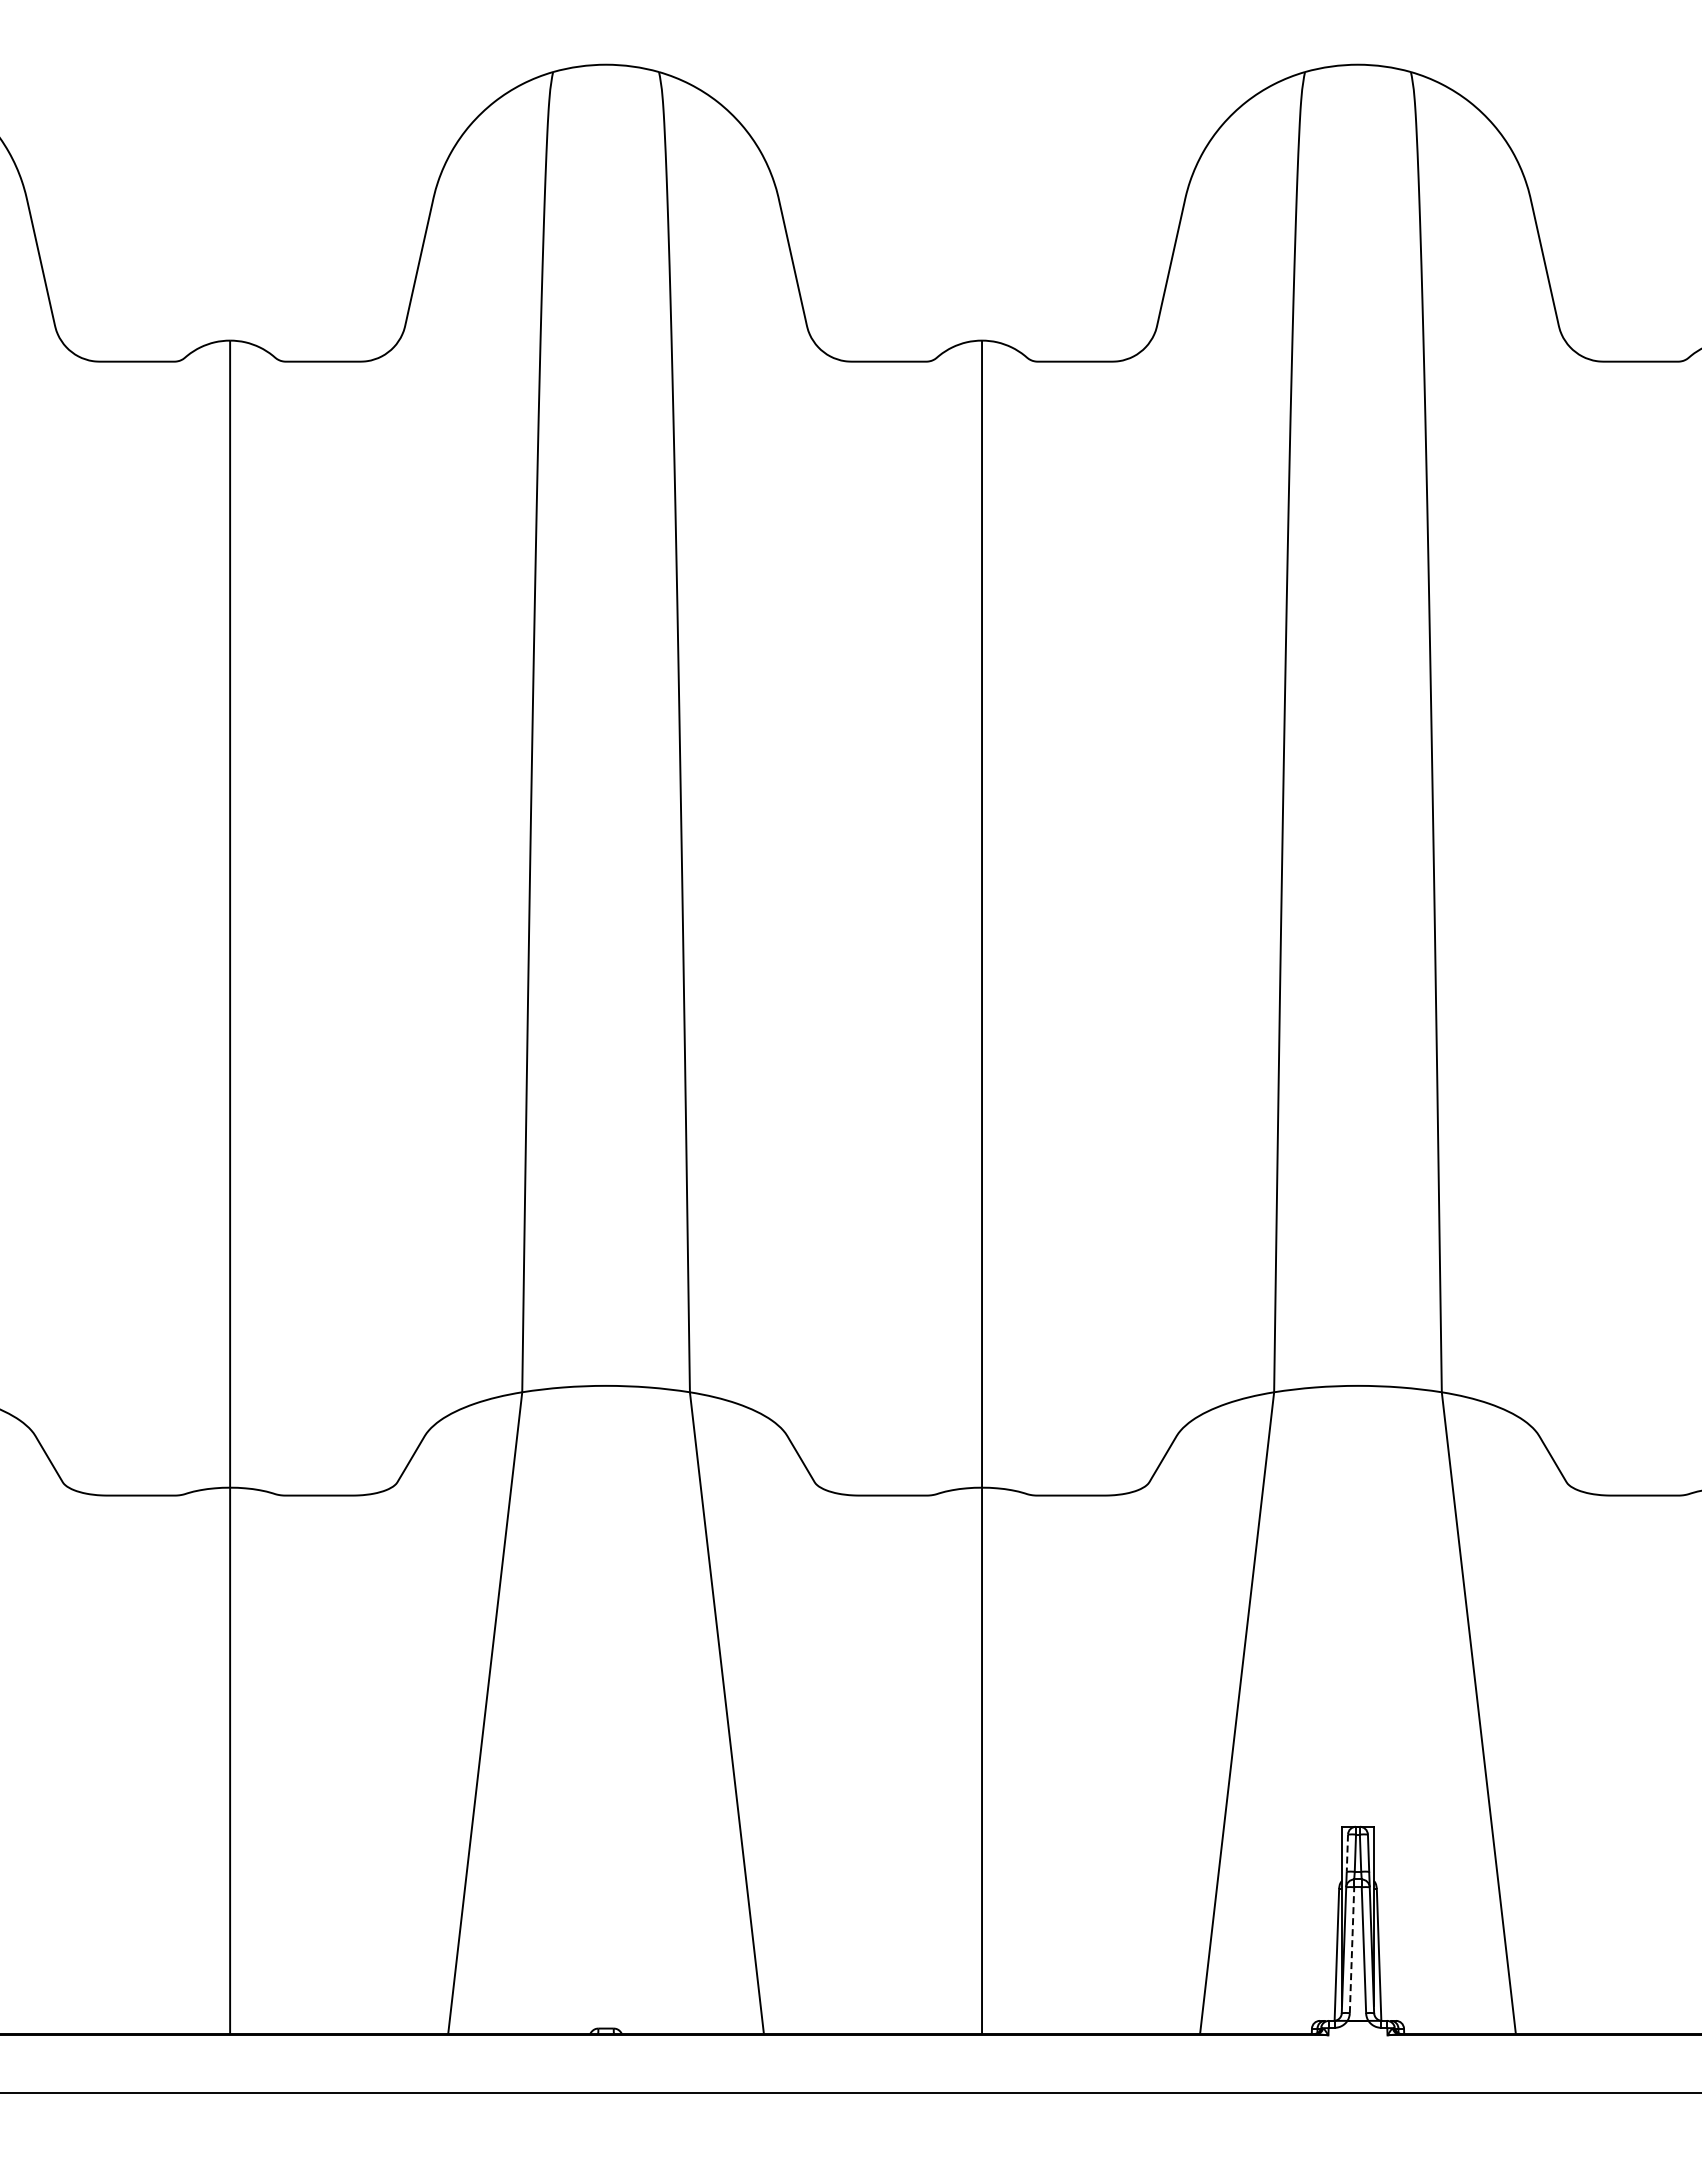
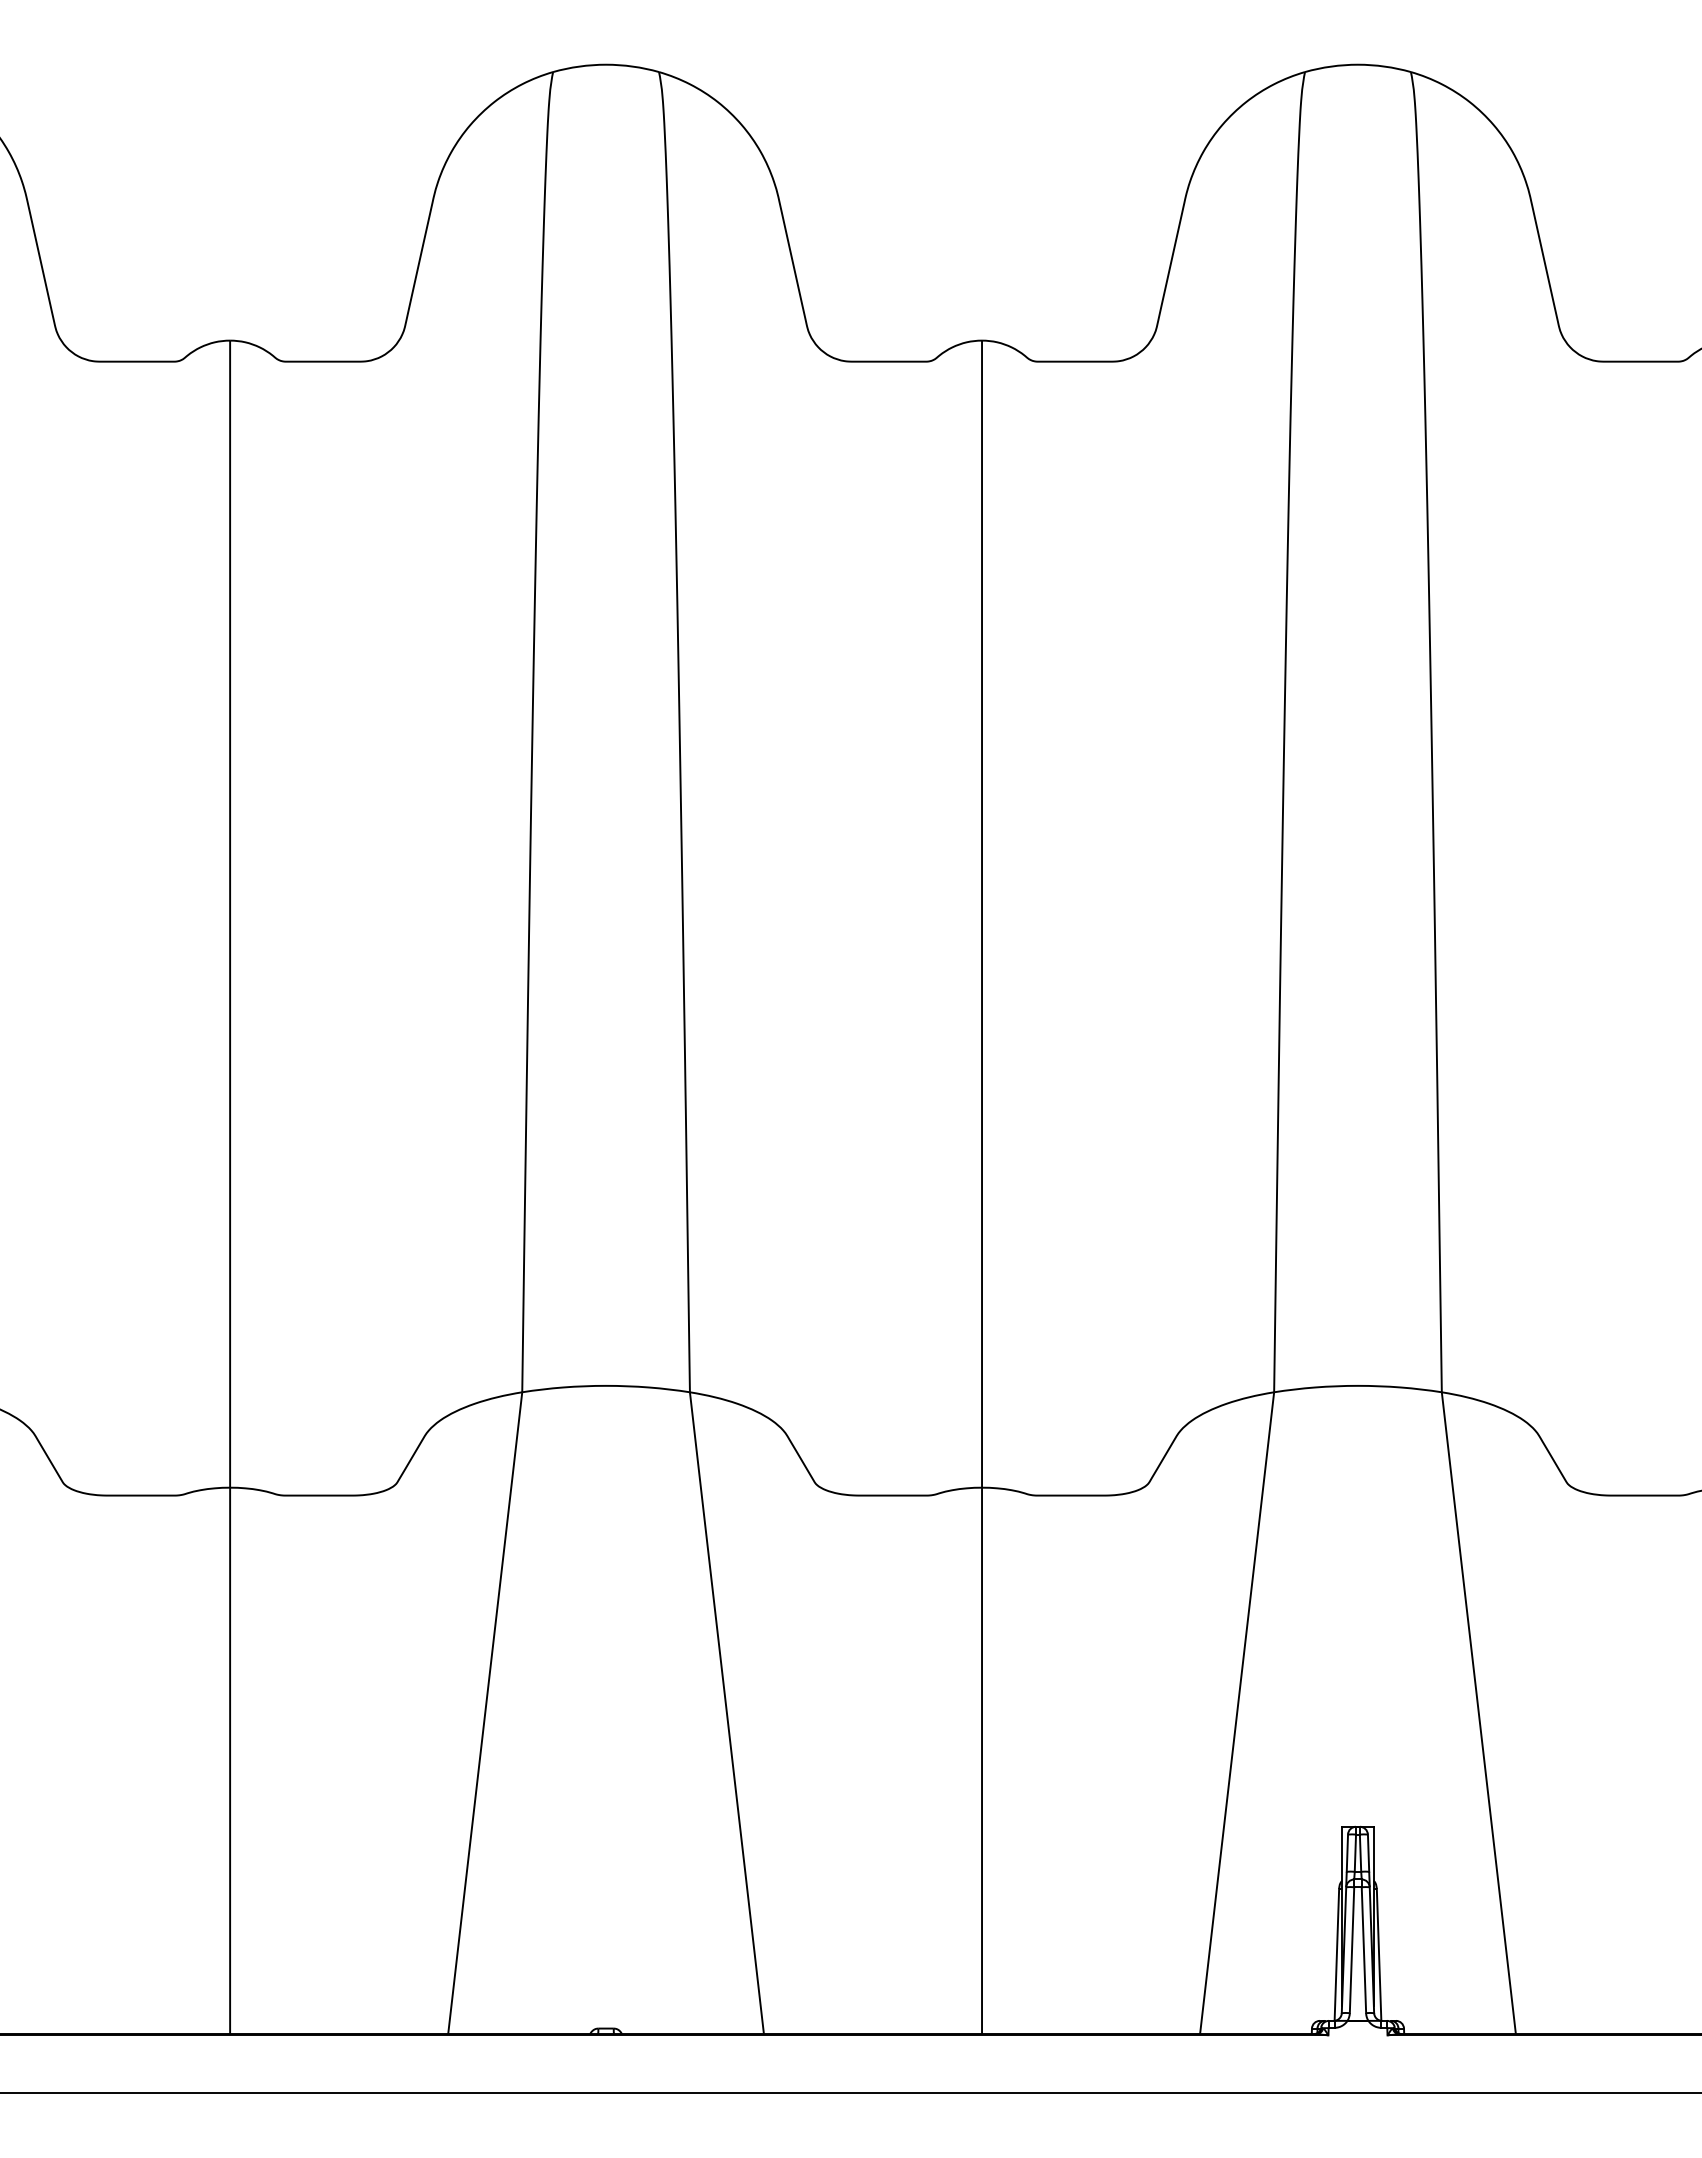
line: dashed -> solid (1347, 1853)
line: dashed -> solid (1352, 1950)
